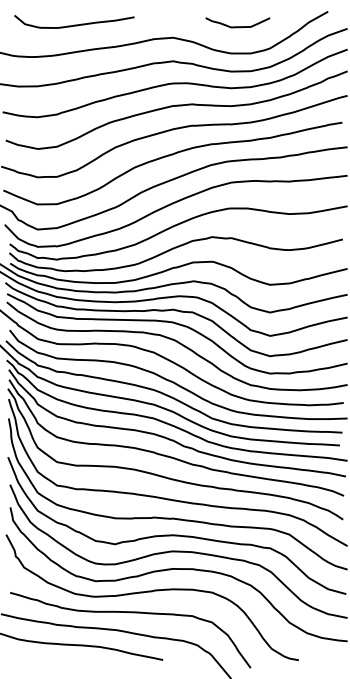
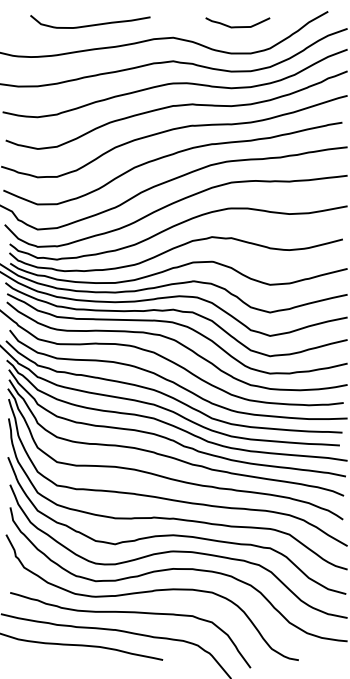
curve position: (74, 24) -> (90, 24) (90, 24)
